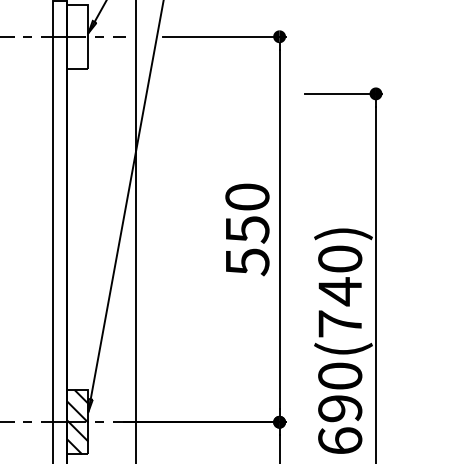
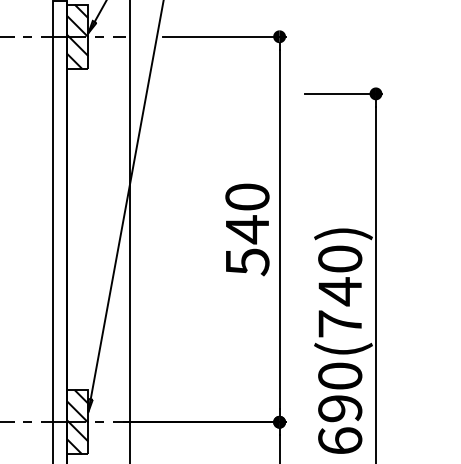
hatch: none -> present (77, 36)
text: 550 -> 540 (247, 229)
line position: (135, 231) -> (129, 231) (129, 231)
